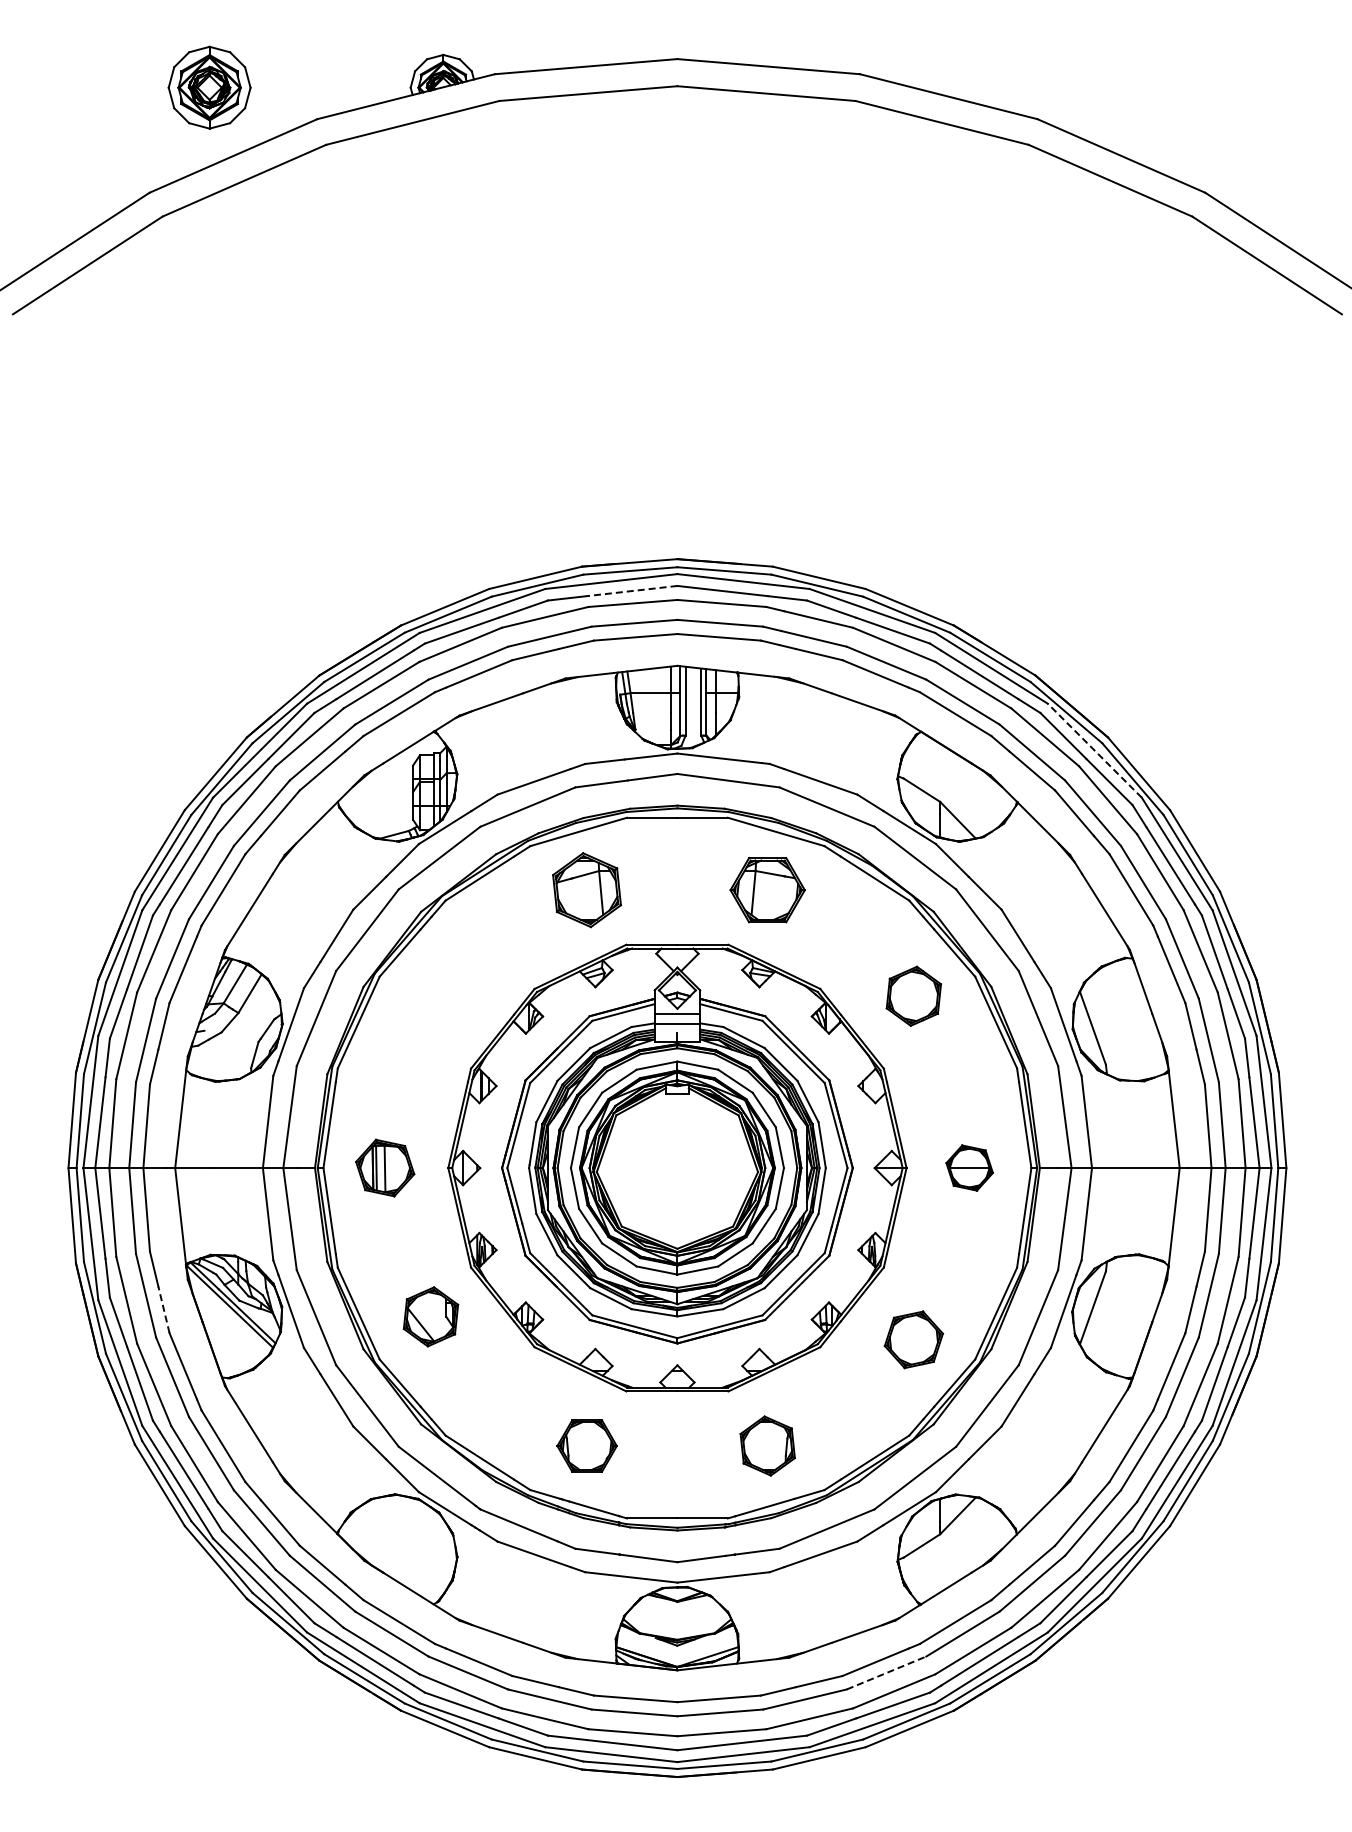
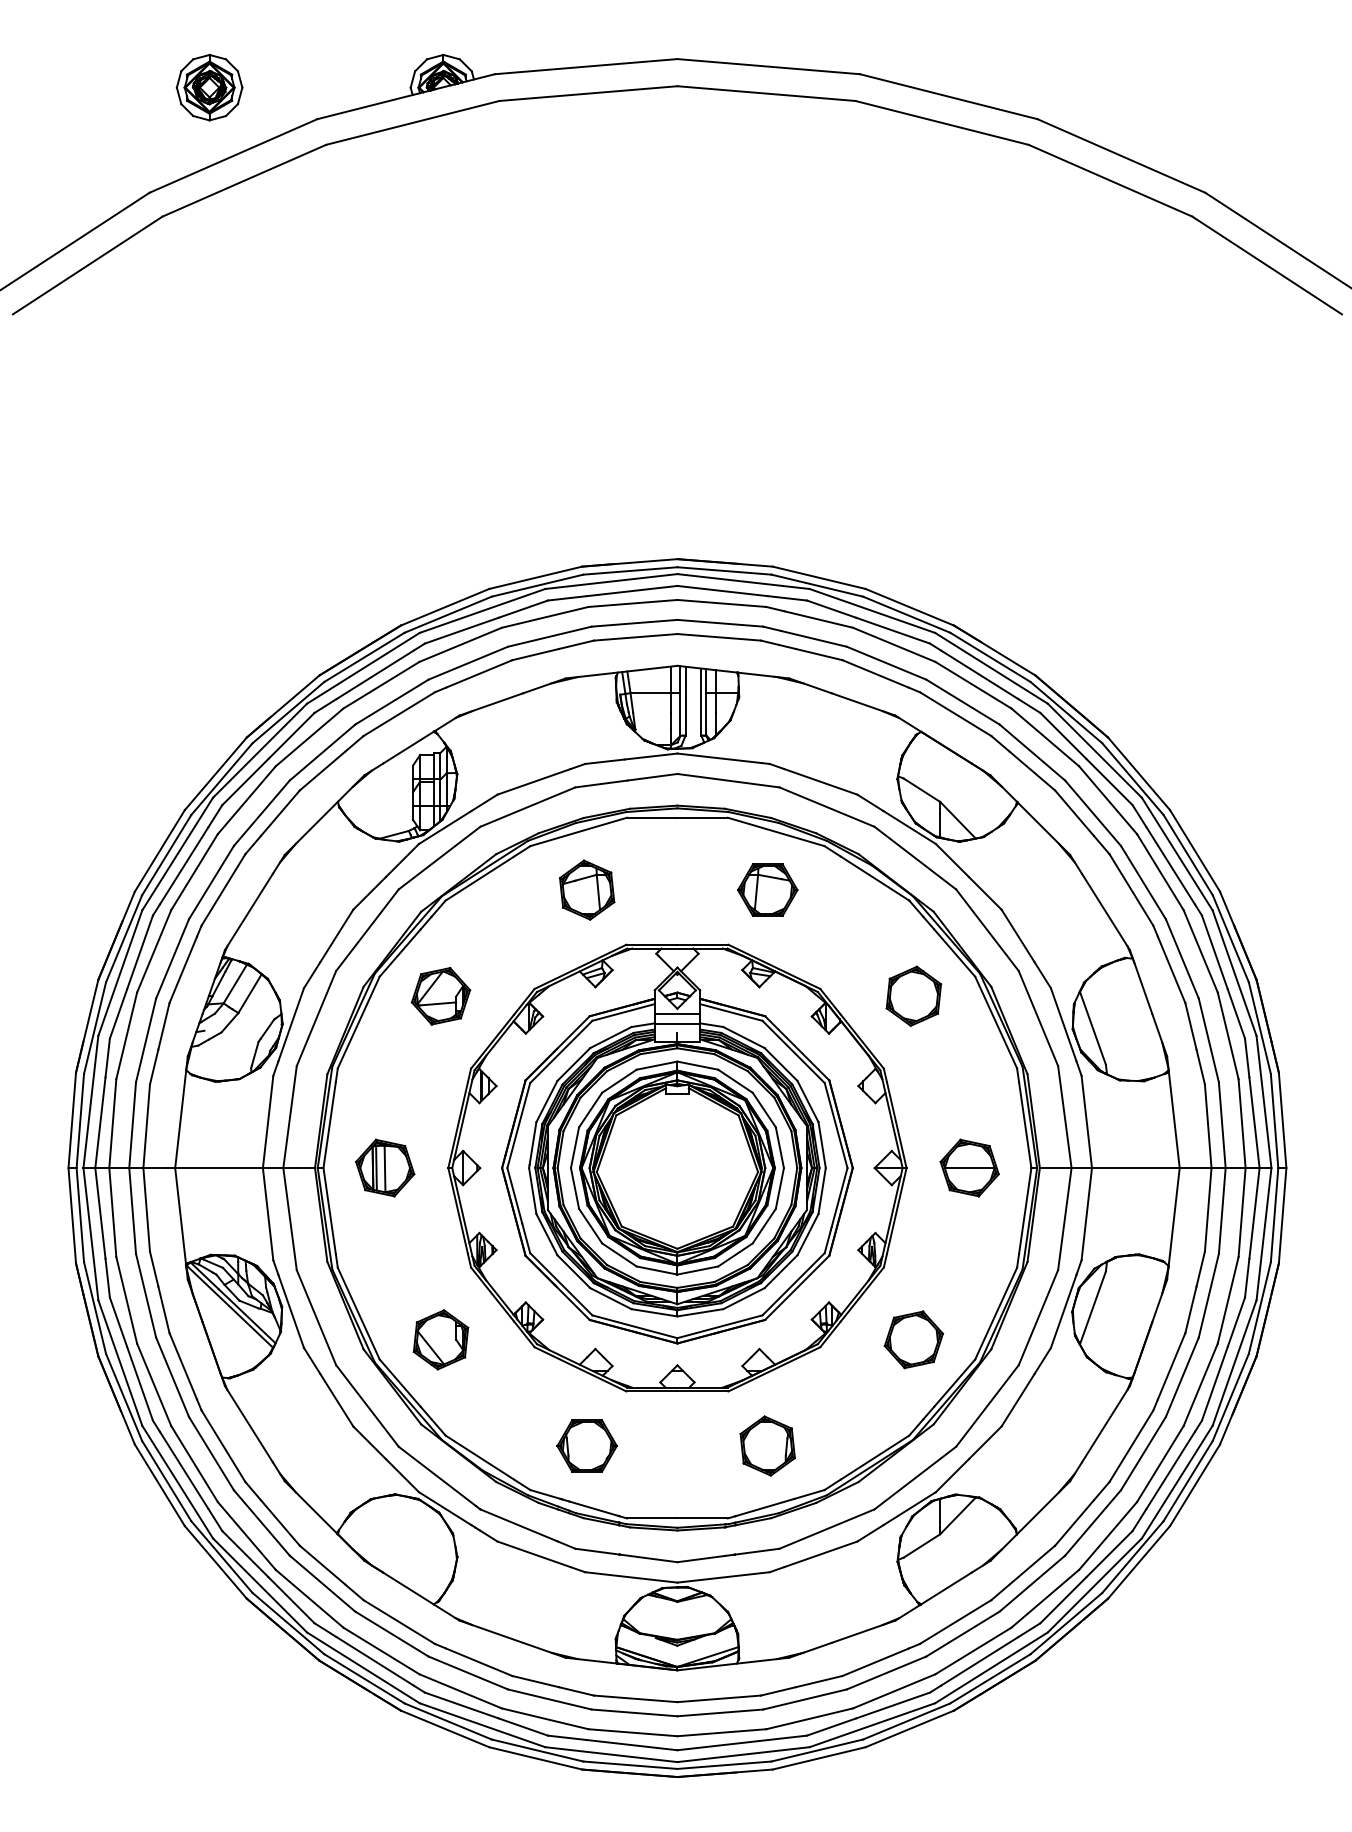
part size: 85x85 px -> 69x69 px (209, 87)
line: dashed -> solid (632, 591)
line: dashed -> solid (1094, 750)
part size: 70x77 px -> 57x62 px (587, 889)
part size: 77x67 px -> 62x54 px (767, 889)
part: none -> present (440, 996)
part size: 49x48 px -> 61x60 px (969, 1167)
line: dashed -> solid (163, 1309)
part position: (430, 1316) -> (440, 1339) (440, 1339)
line: dashed -> solid (887, 1672)
